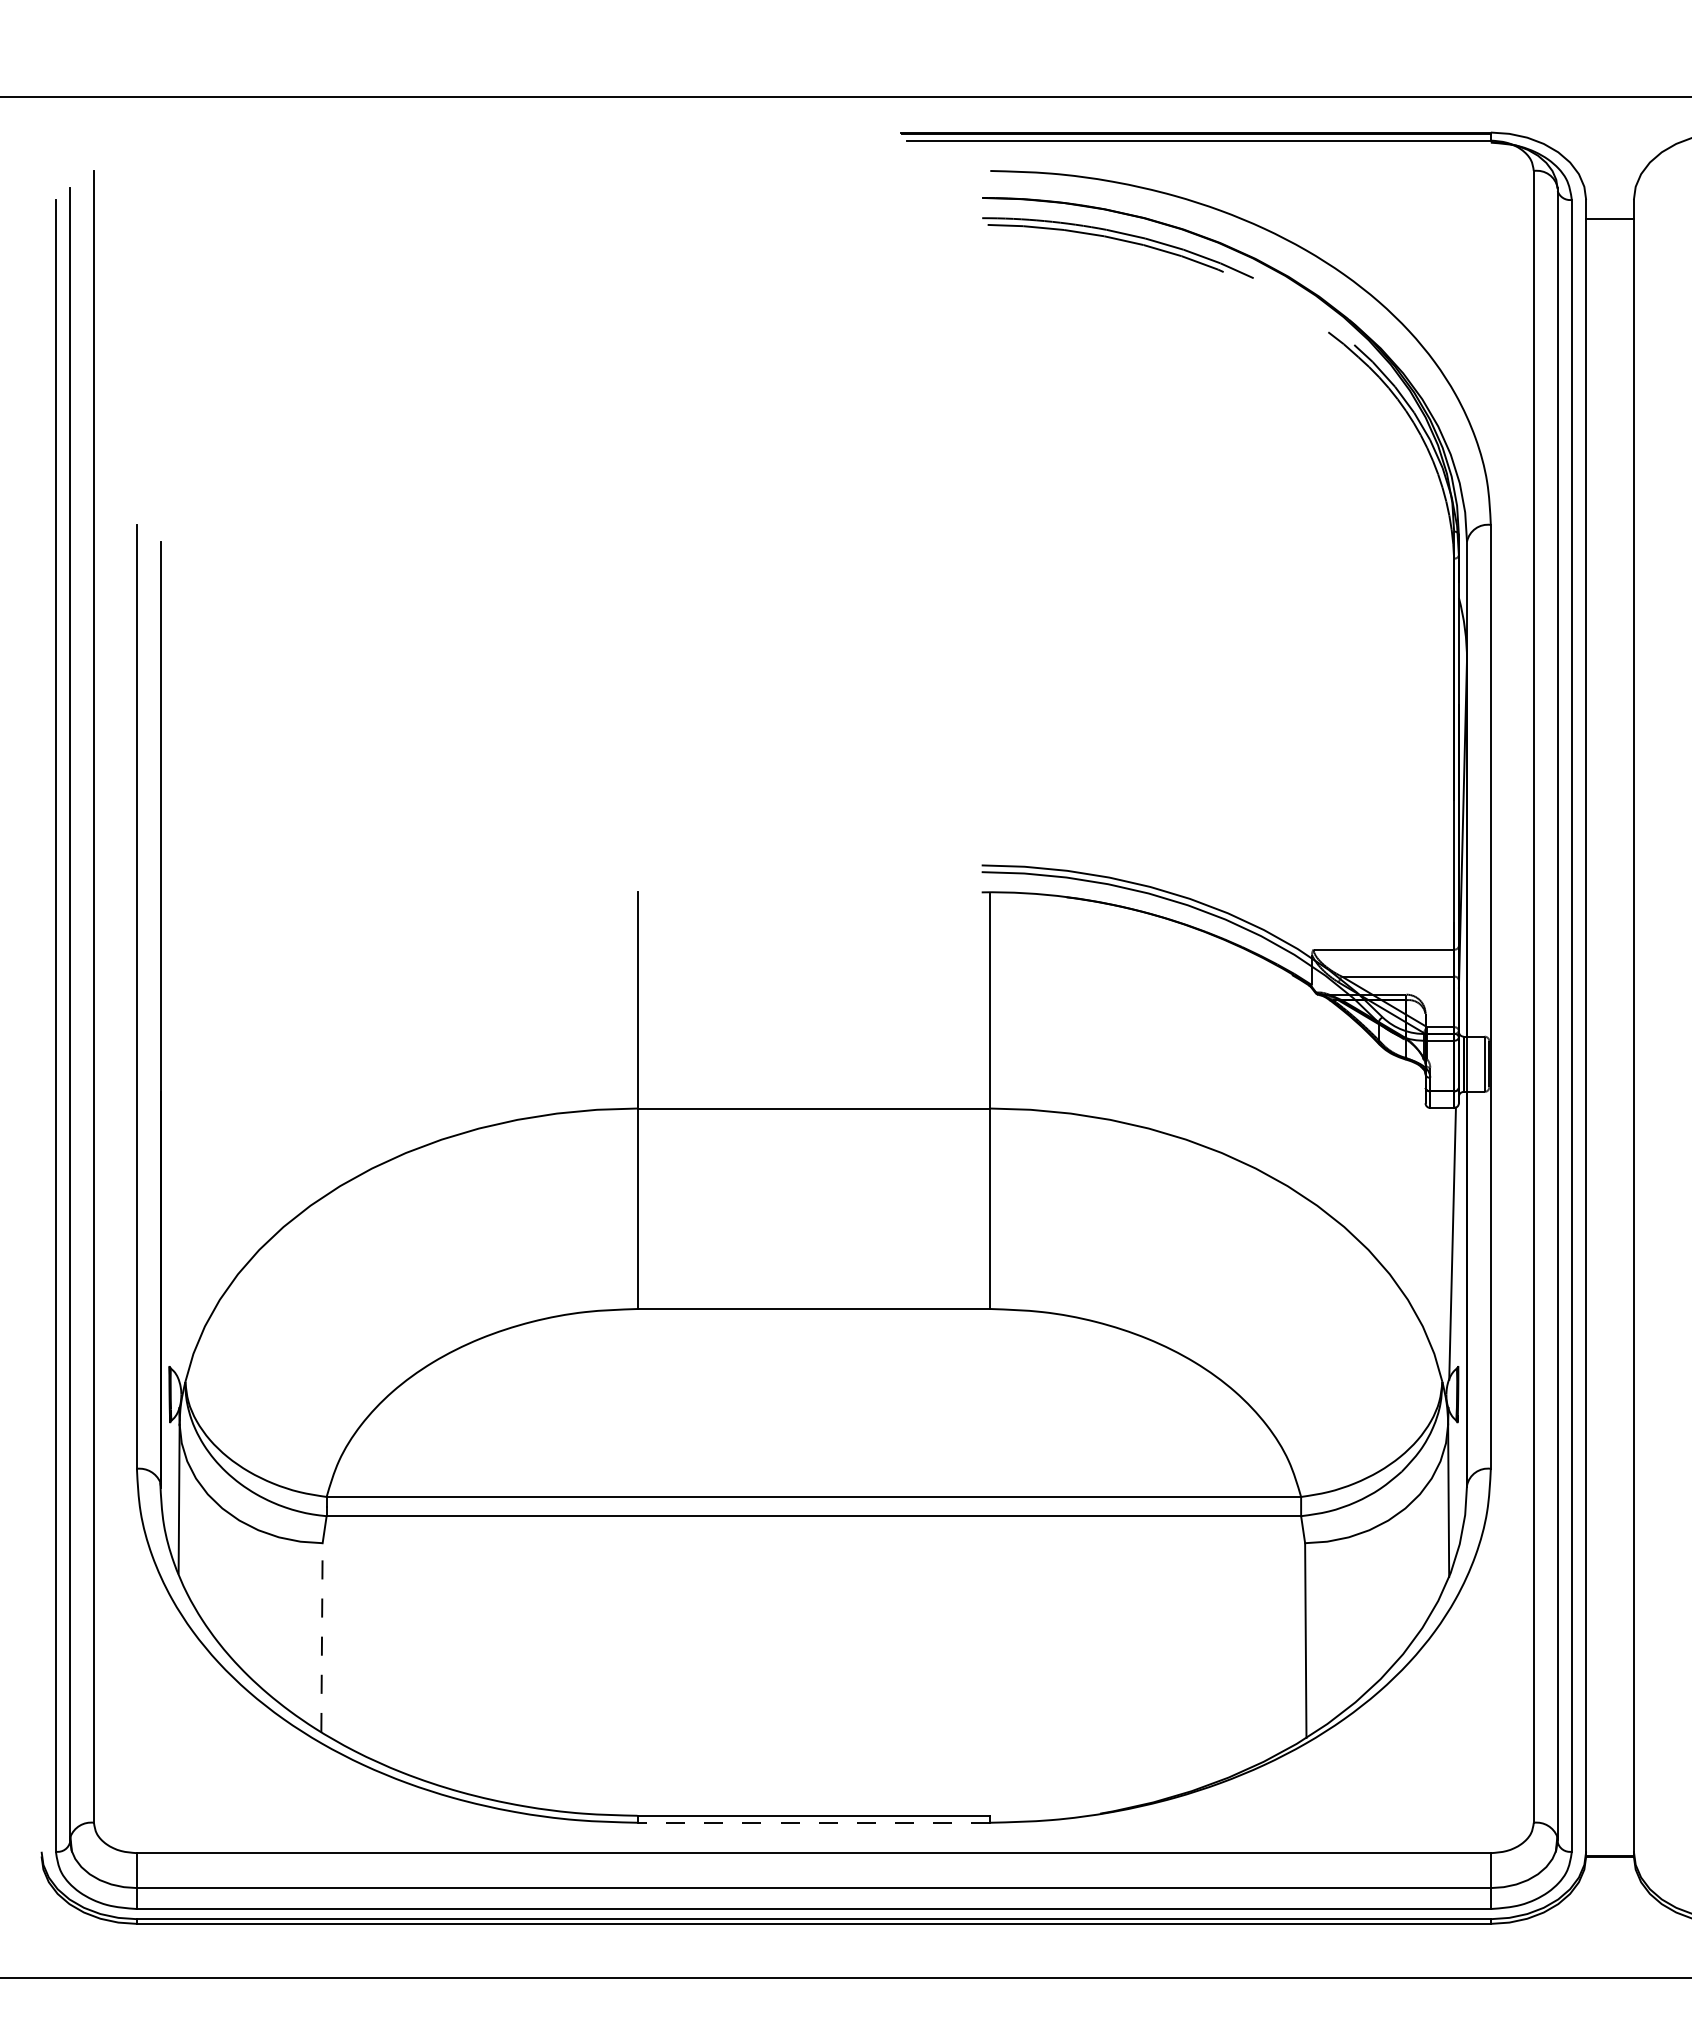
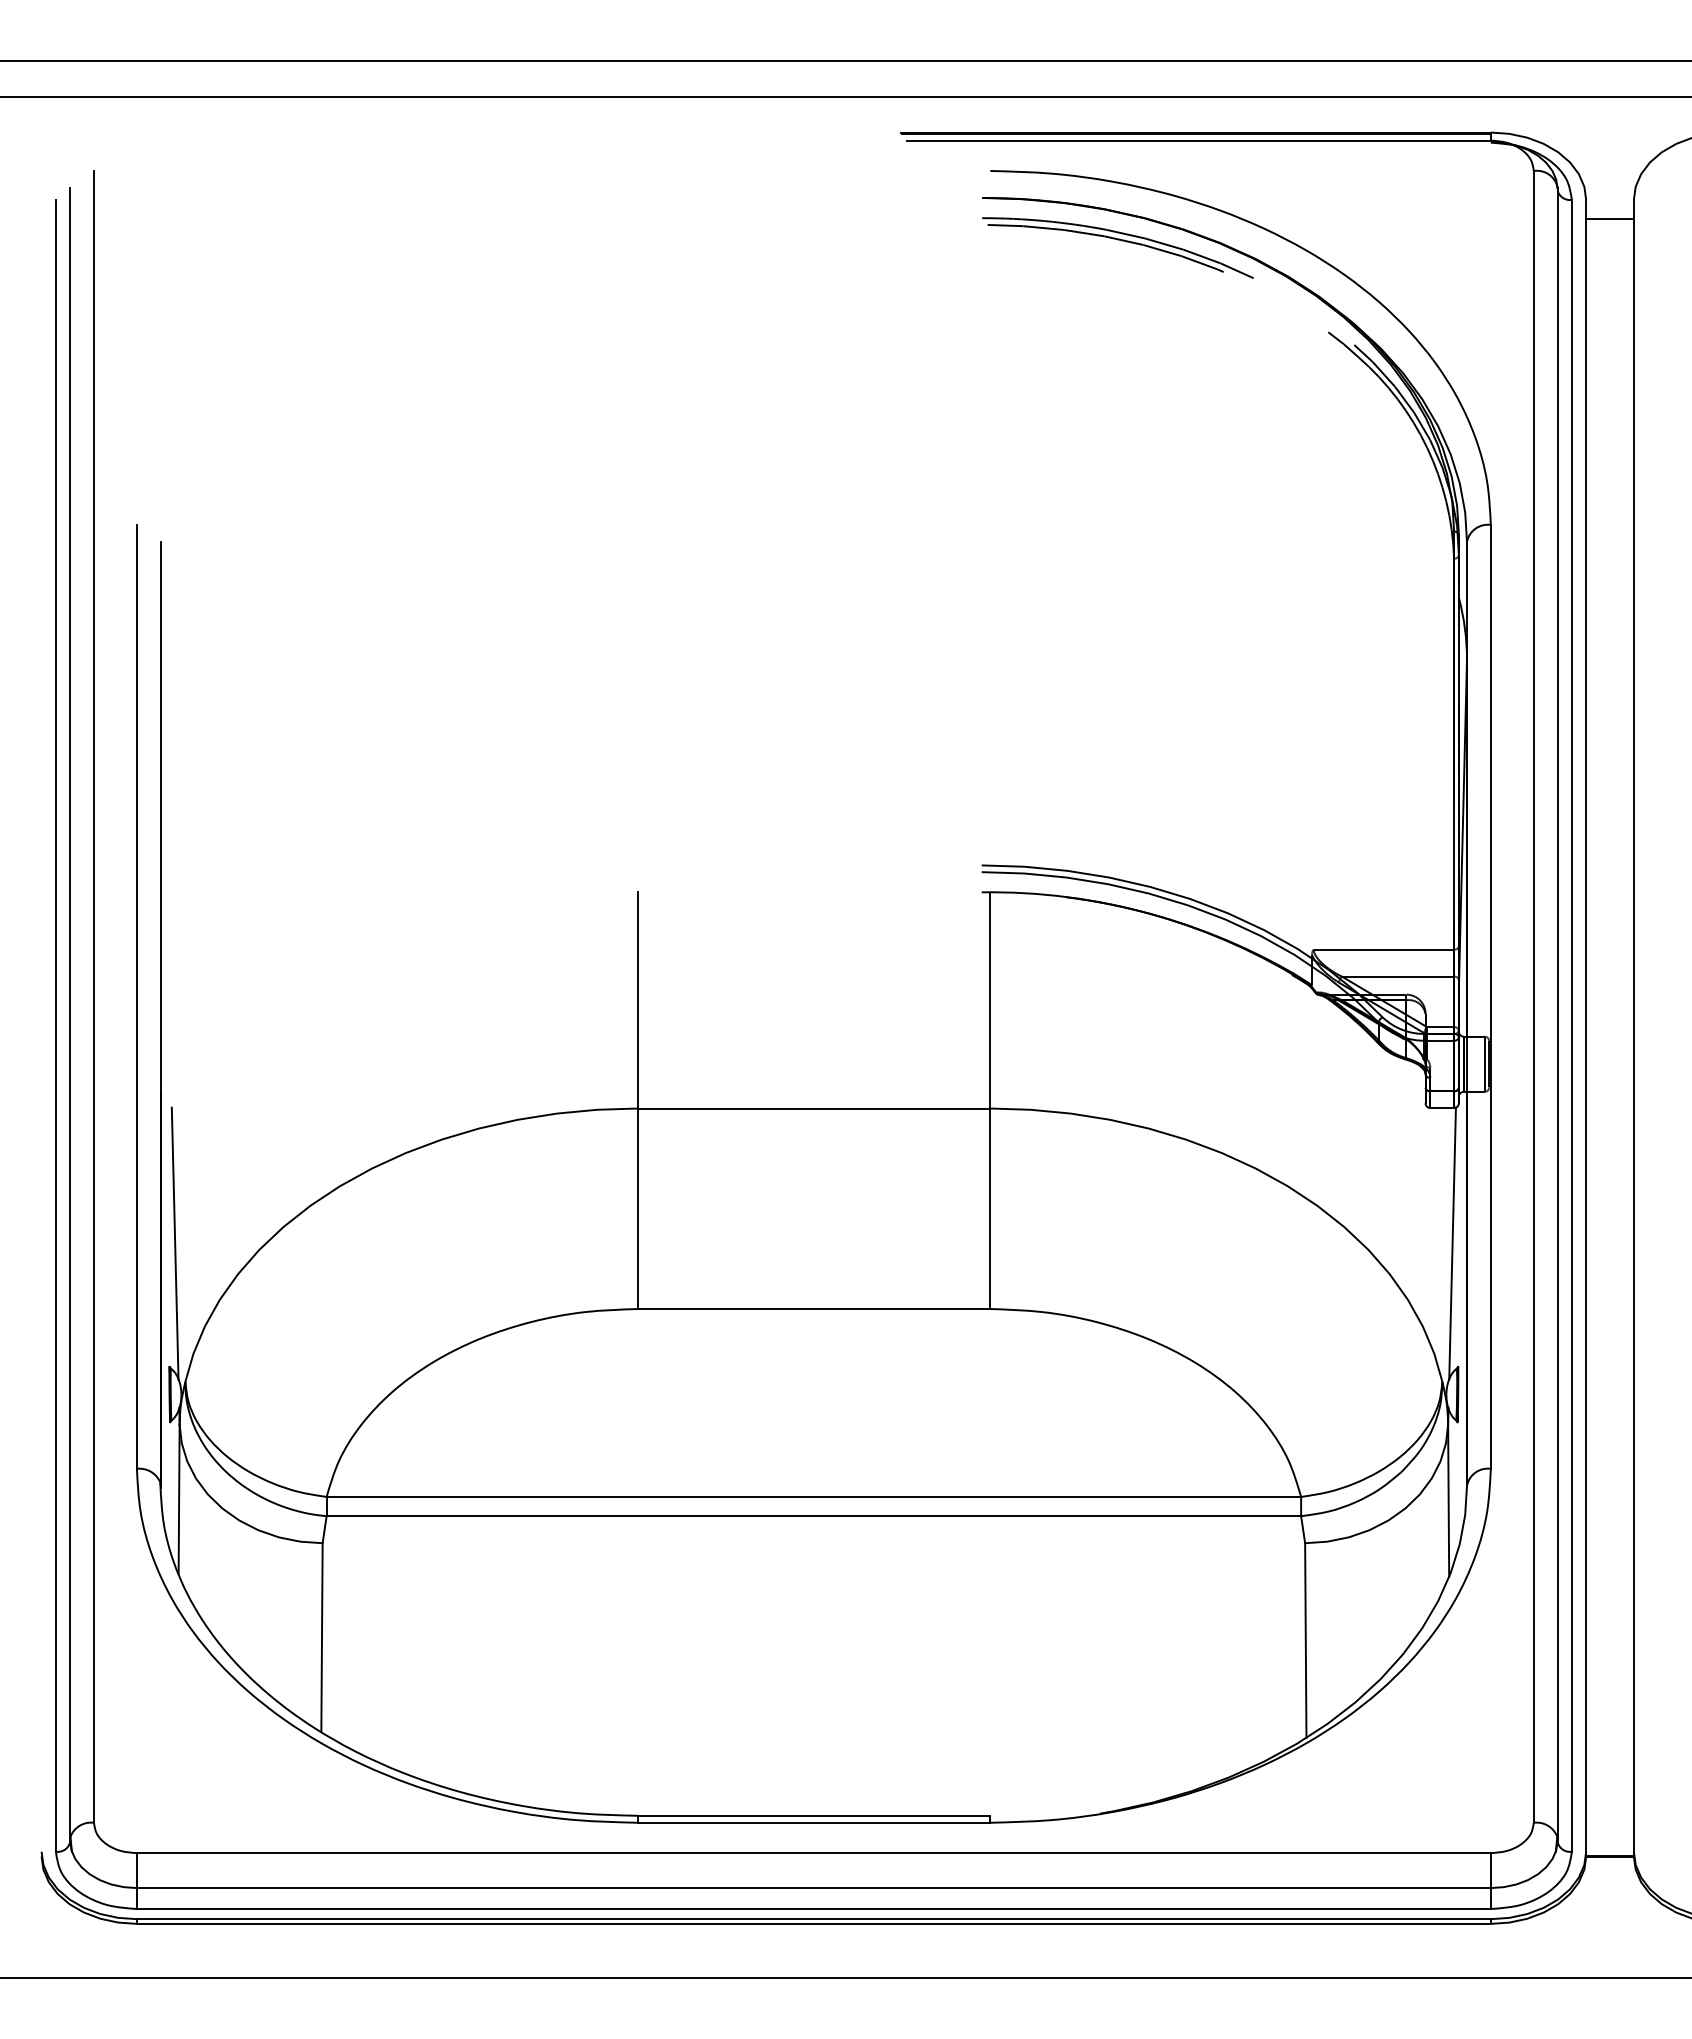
line: none -> present (845, 61)
line: none -> present (174, 1243)
line: dashed -> solid (322, 1637)
line: dashed -> solid (813, 1822)
